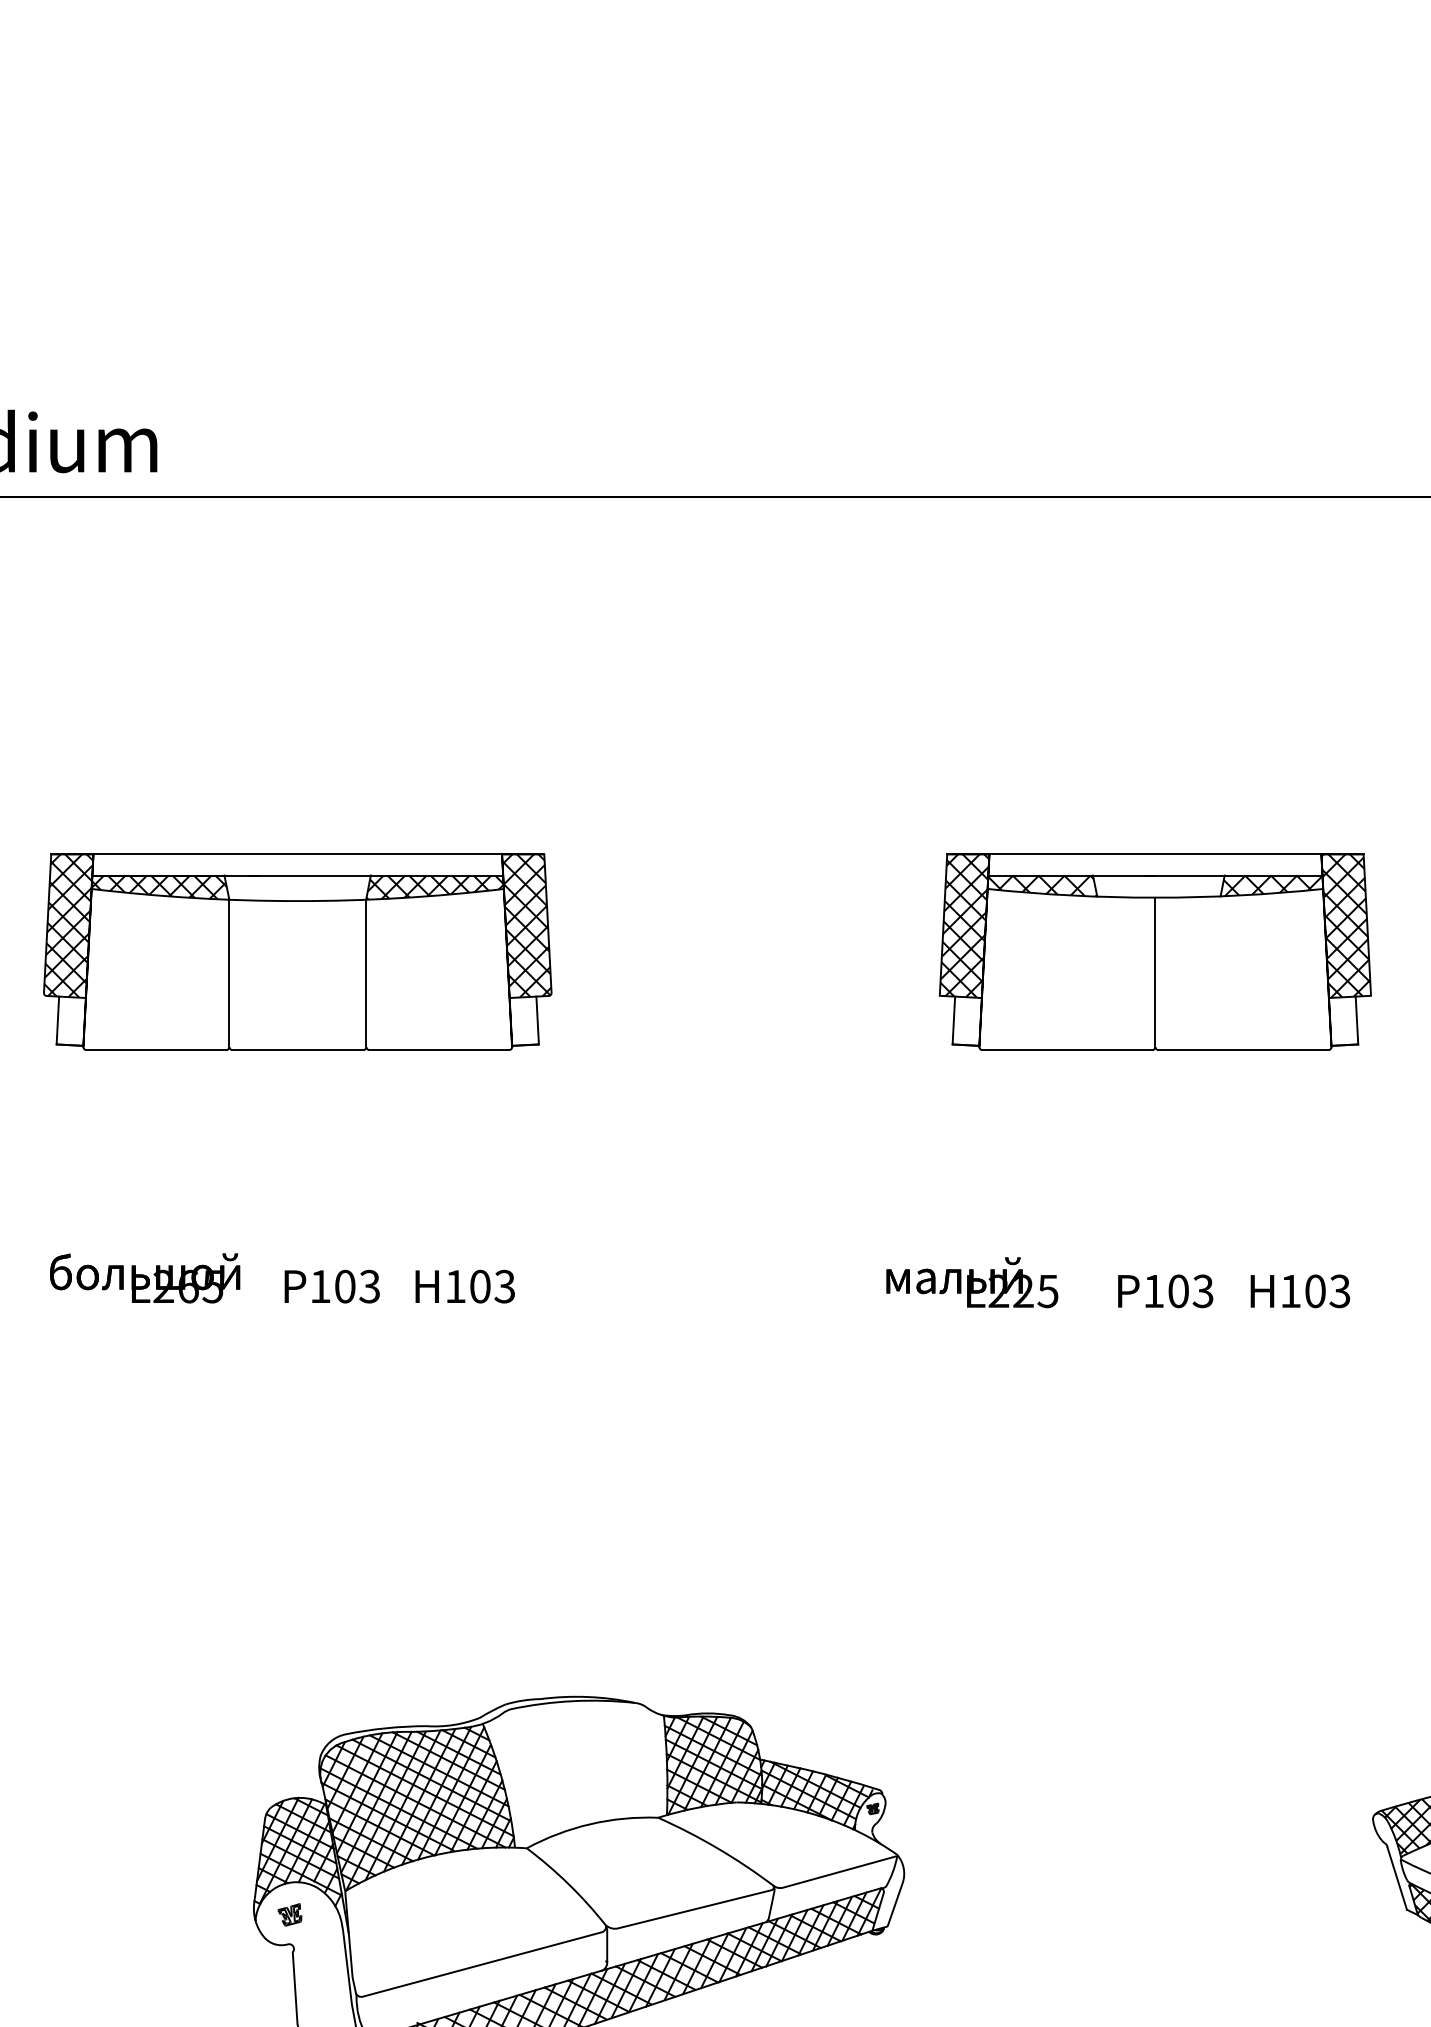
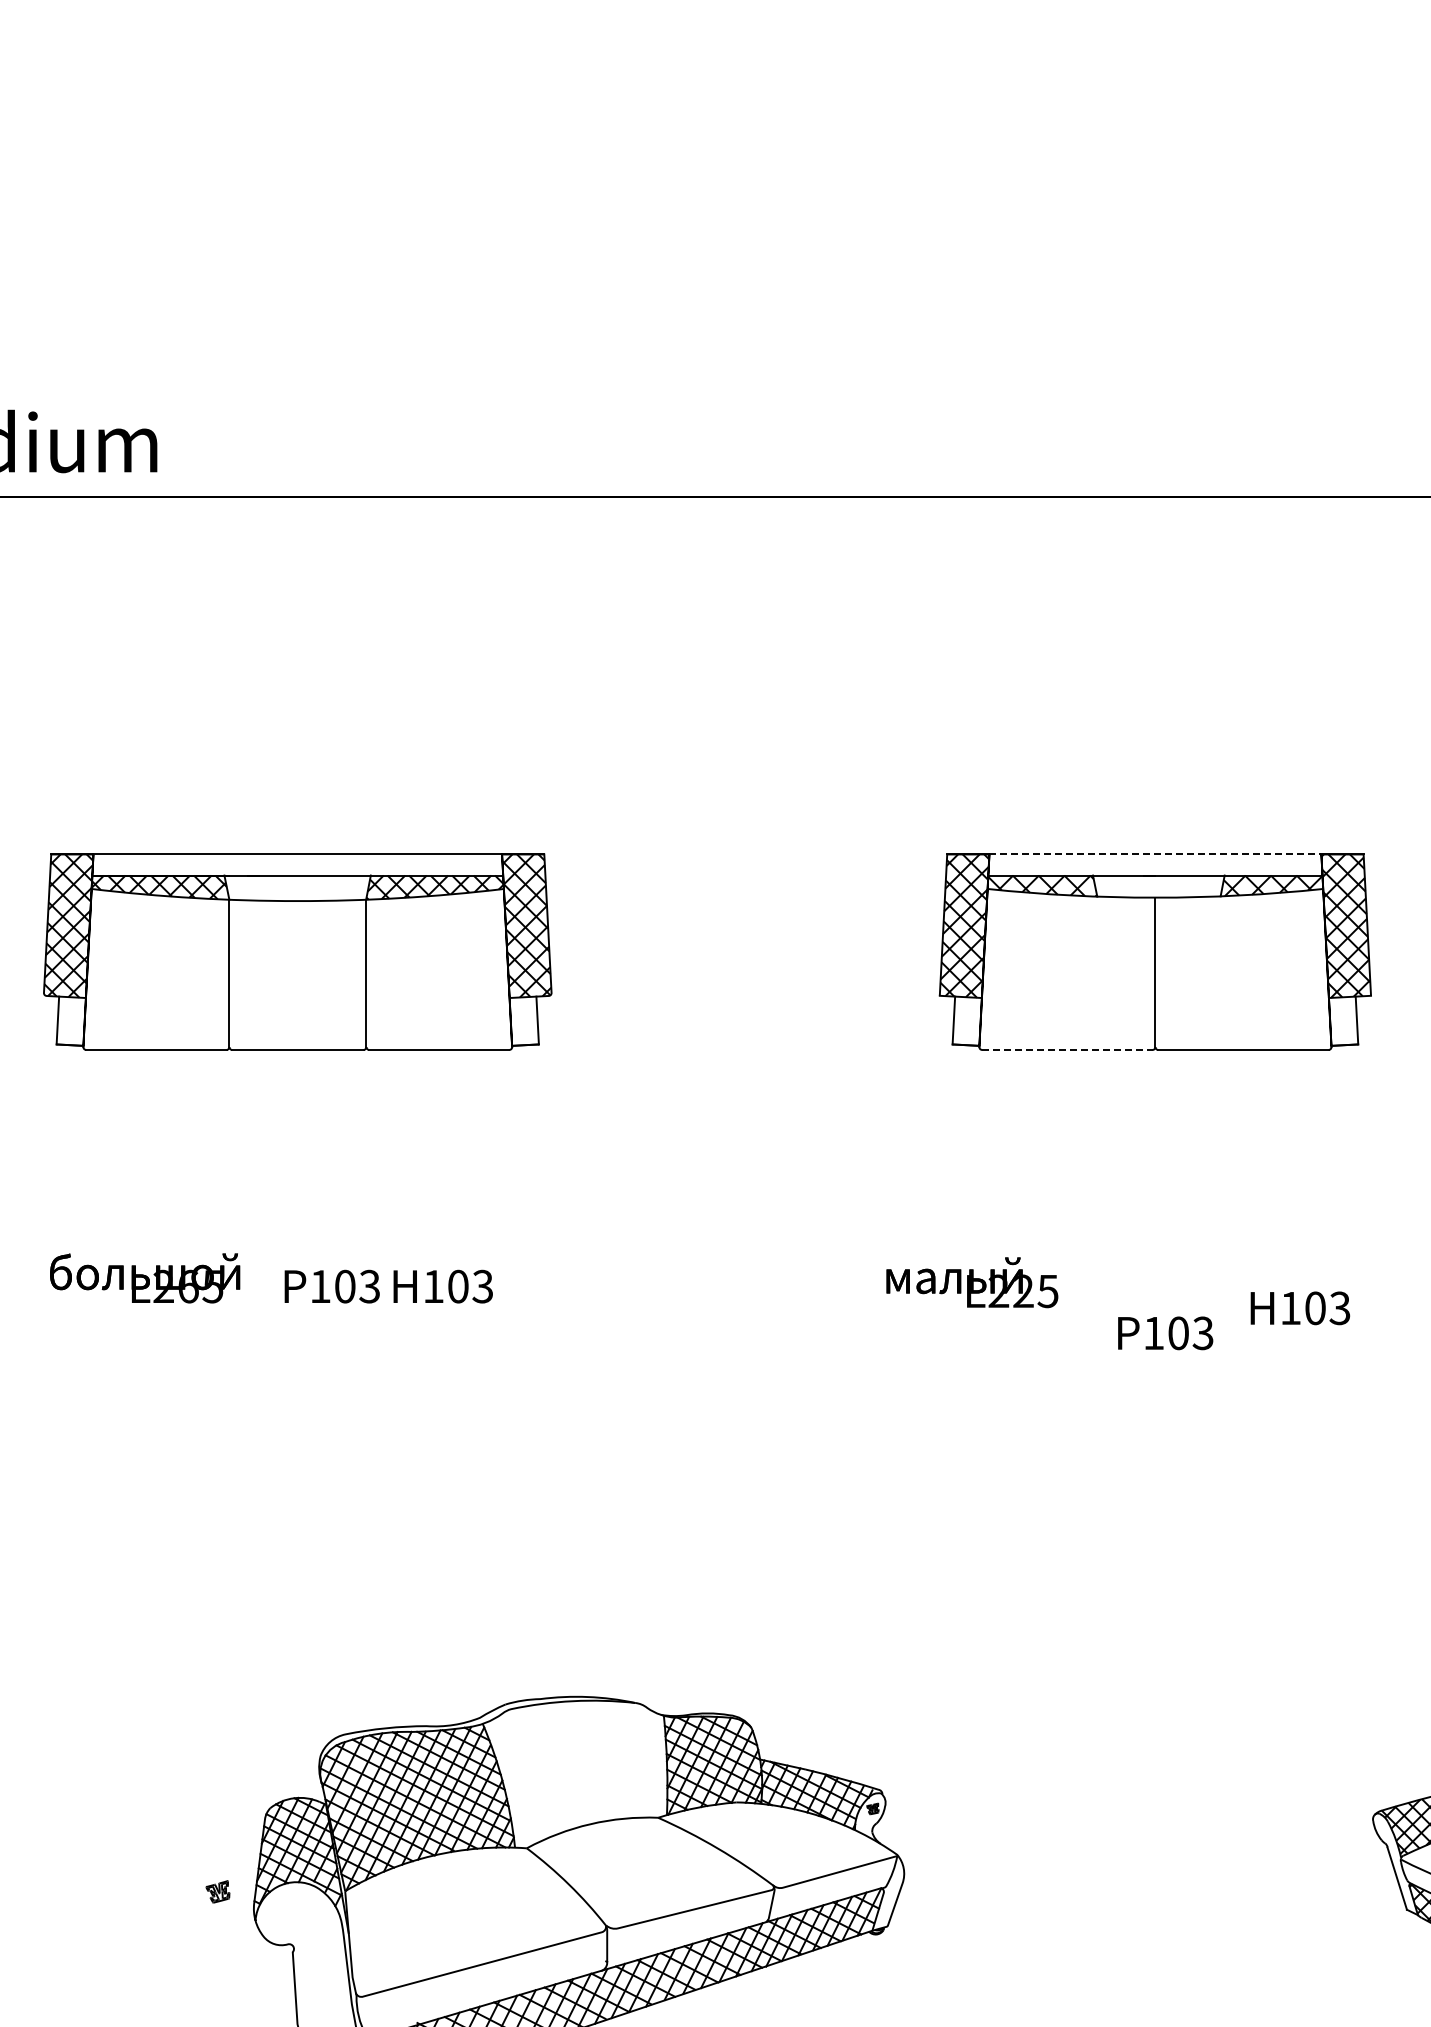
line: solid -> dashed (1155, 854)
line: solid -> dashed (1067, 1049)
text position: (464, 1286) -> (442, 1286) (442, 1286)
text position: (1165, 1291) -> (1165, 1333) (1165, 1333)
text position: (1300, 1291) -> (1300, 1308) (1300, 1308)
part position: (289, 1914) -> (217, 1891) (217, 1891)
